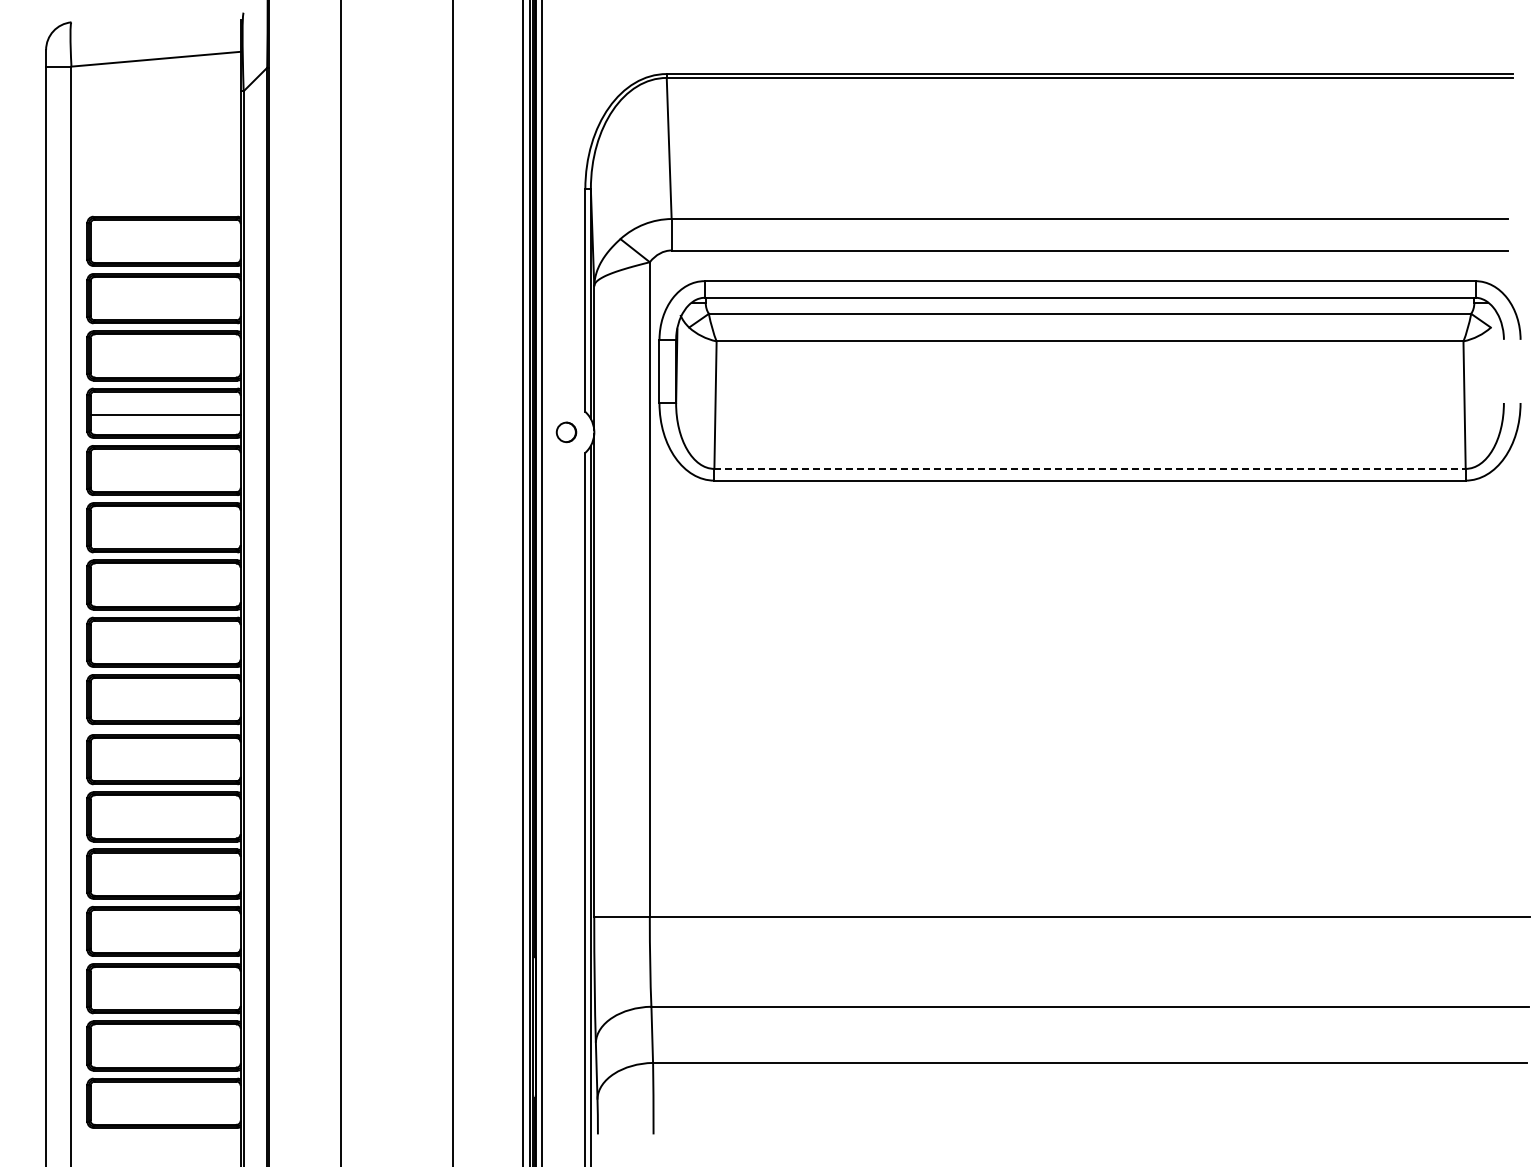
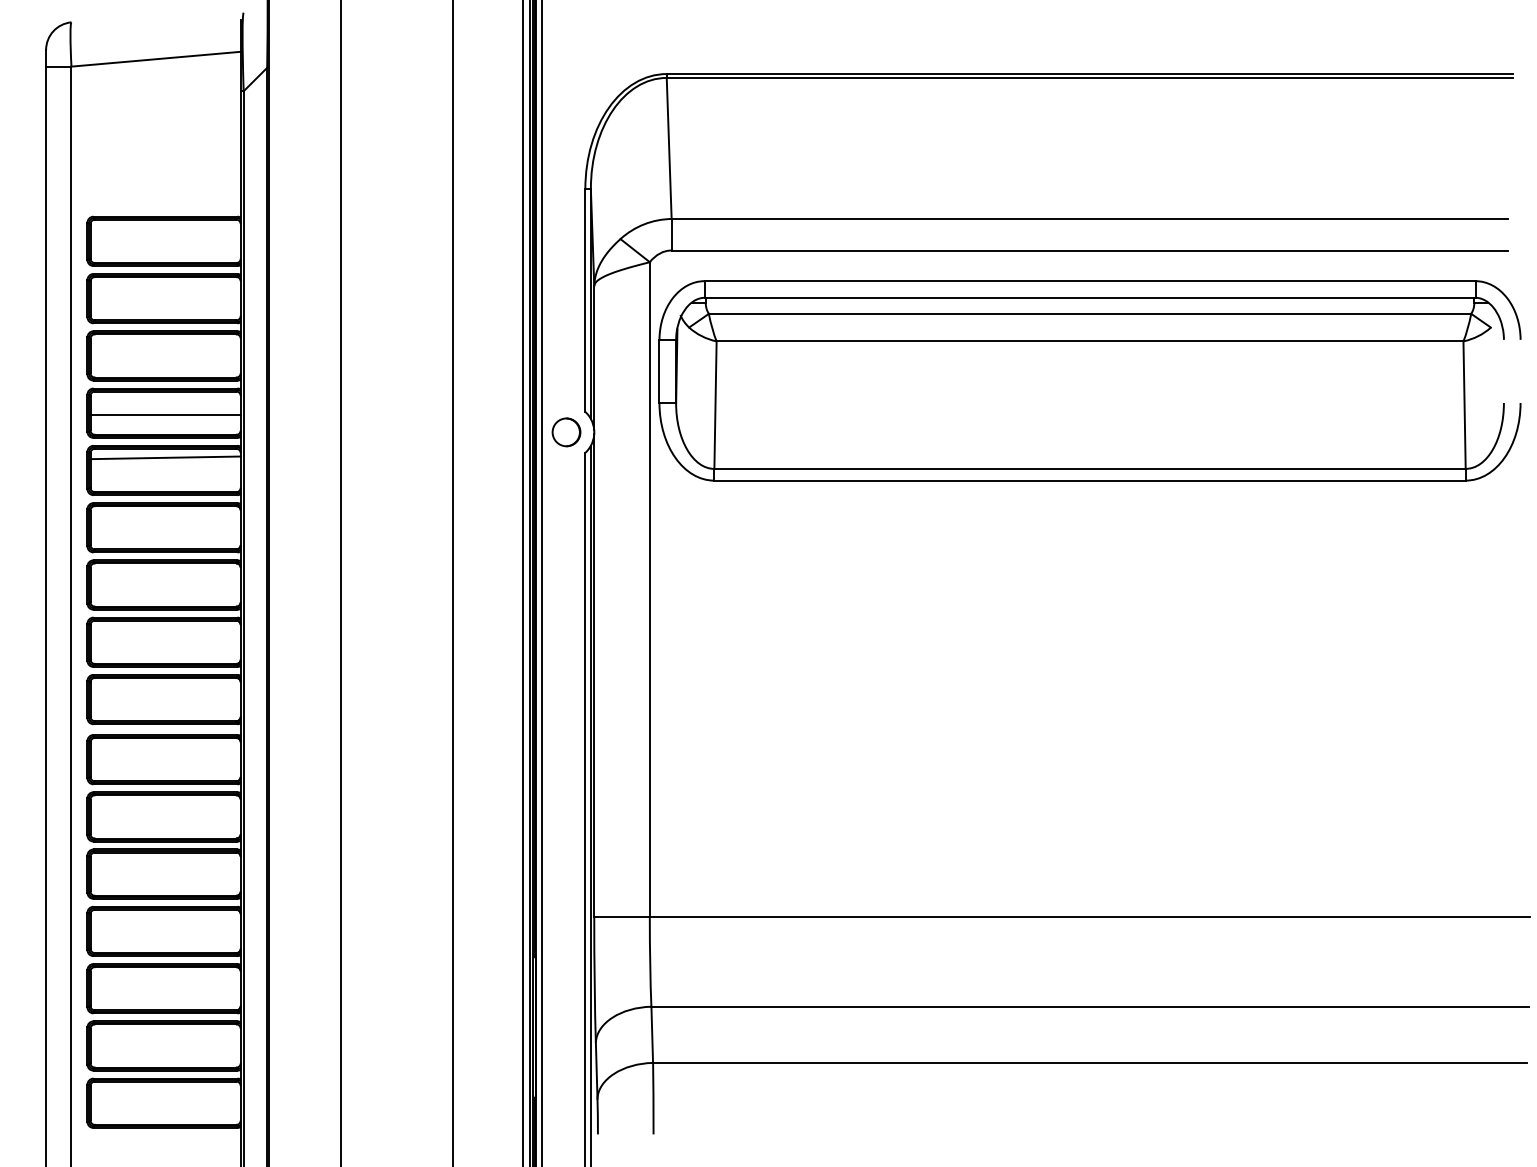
part size: 23x23 px -> 31x31 px (566, 432)
line: none -> present (165, 457)
line: dashed -> solid (1090, 468)
